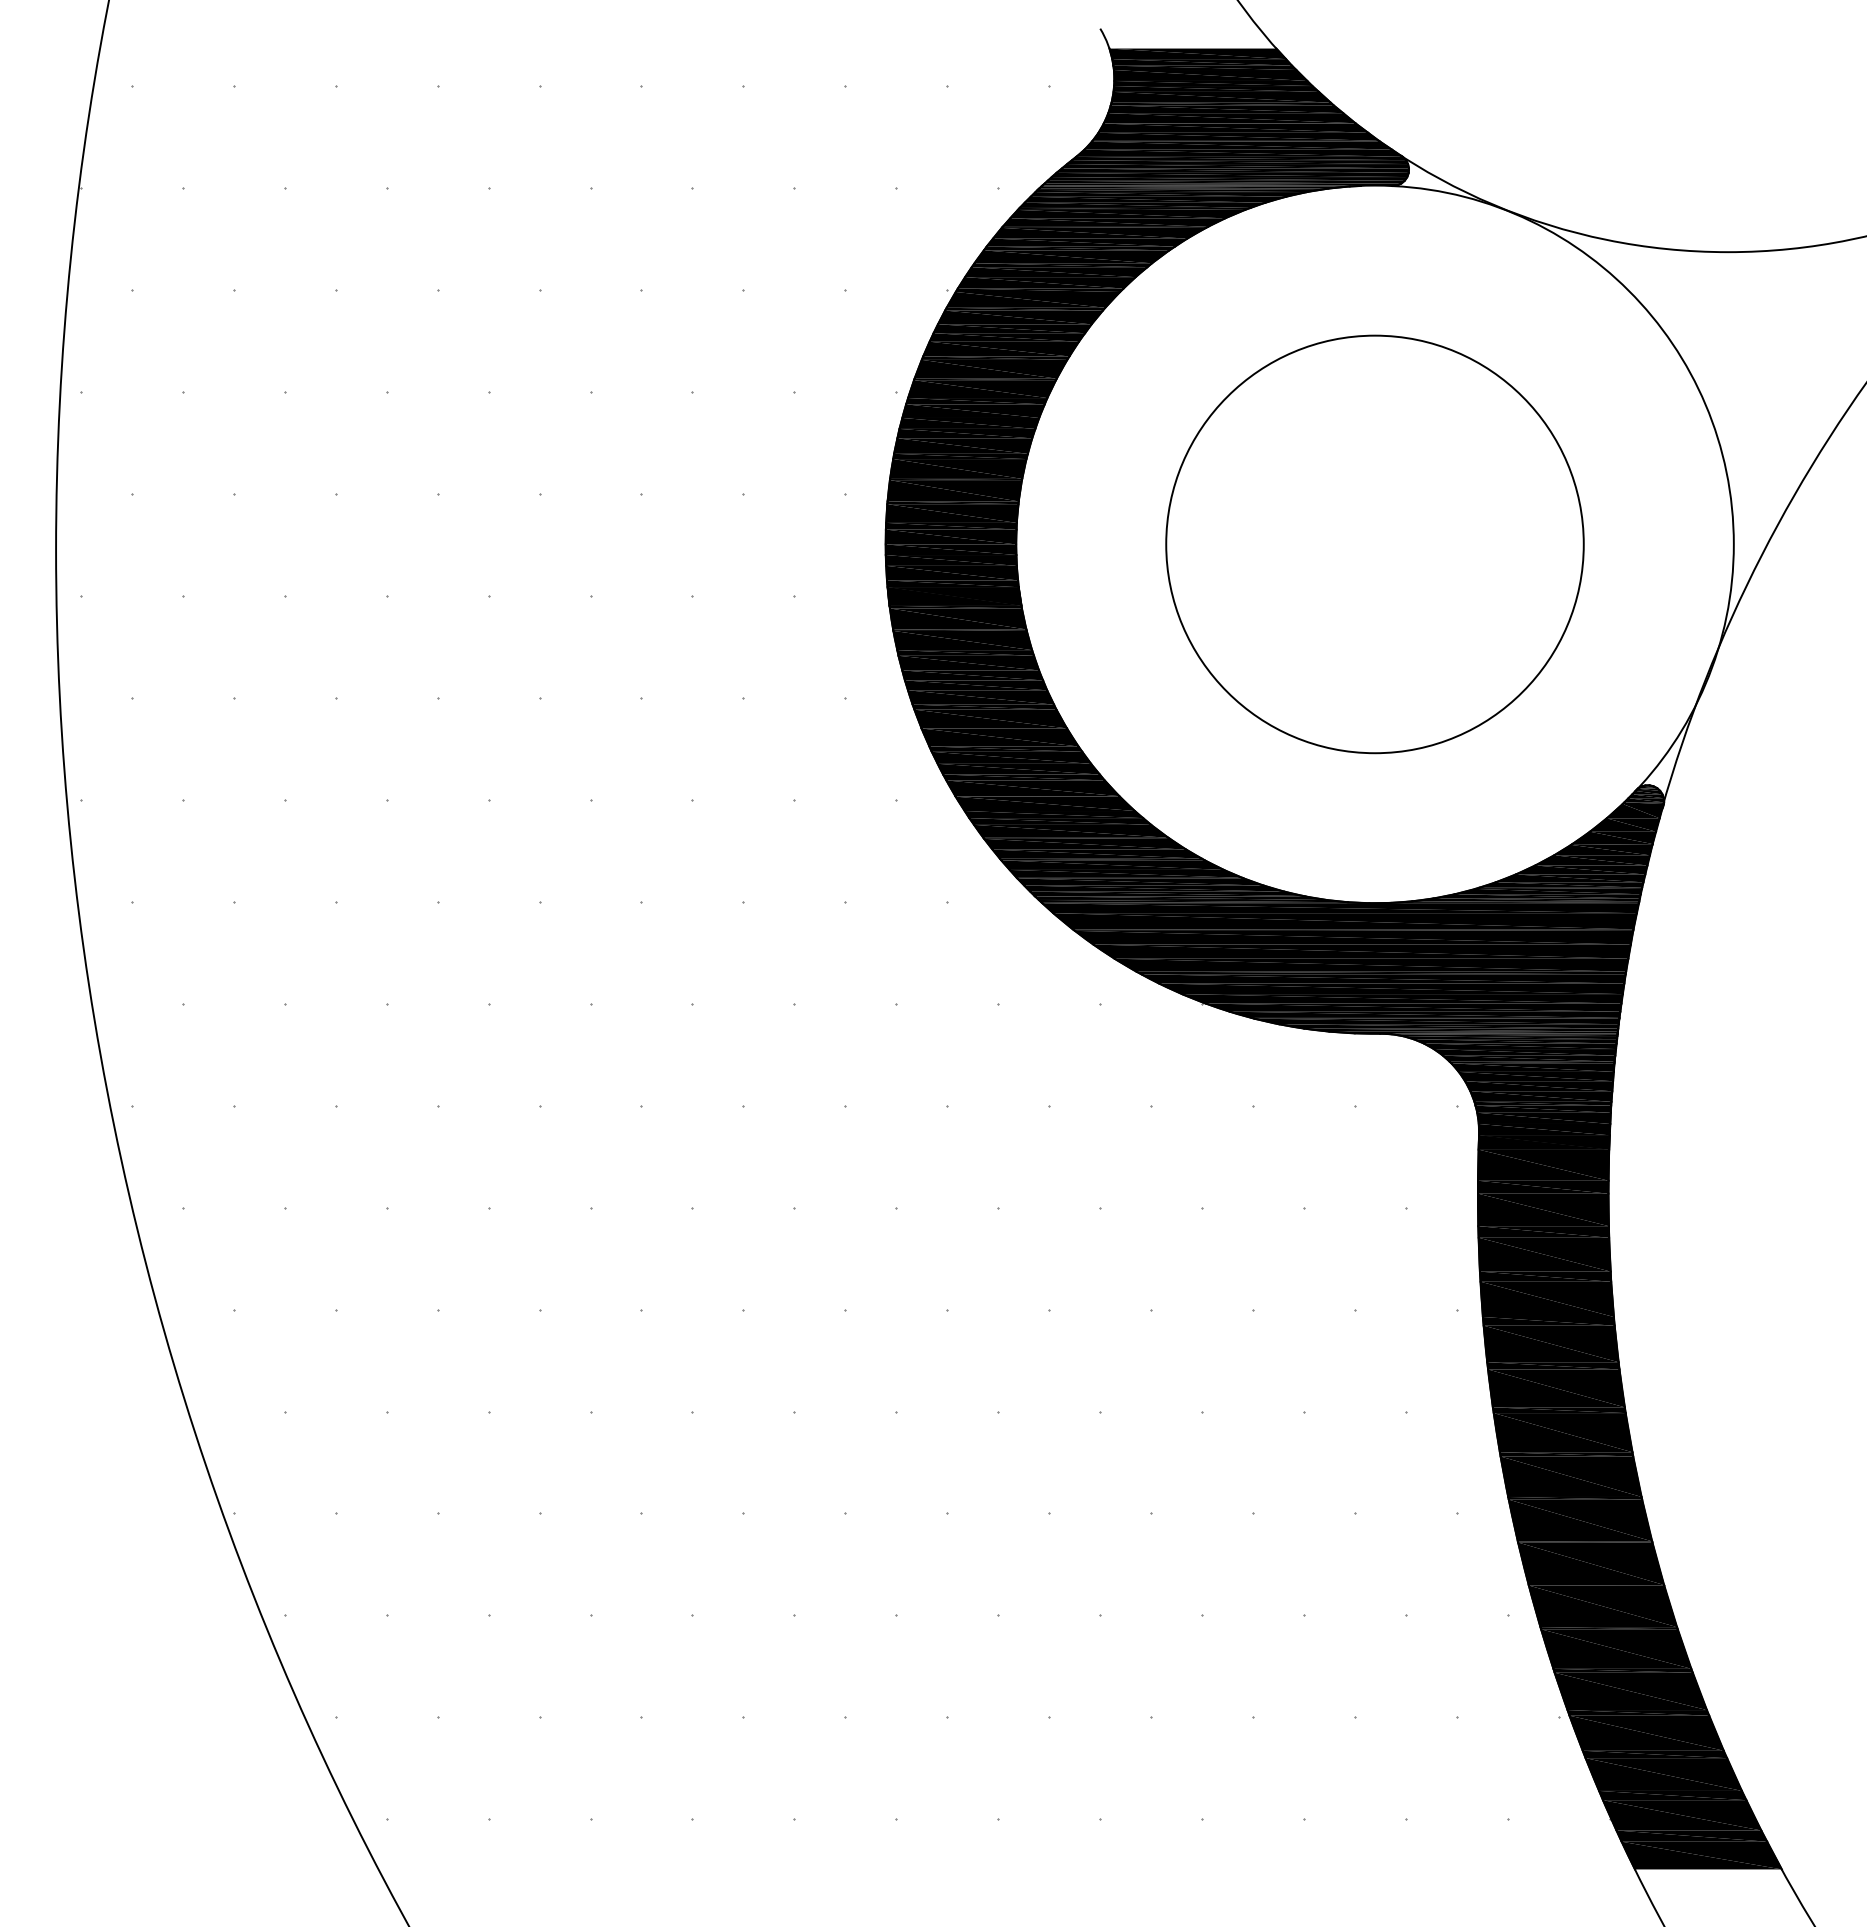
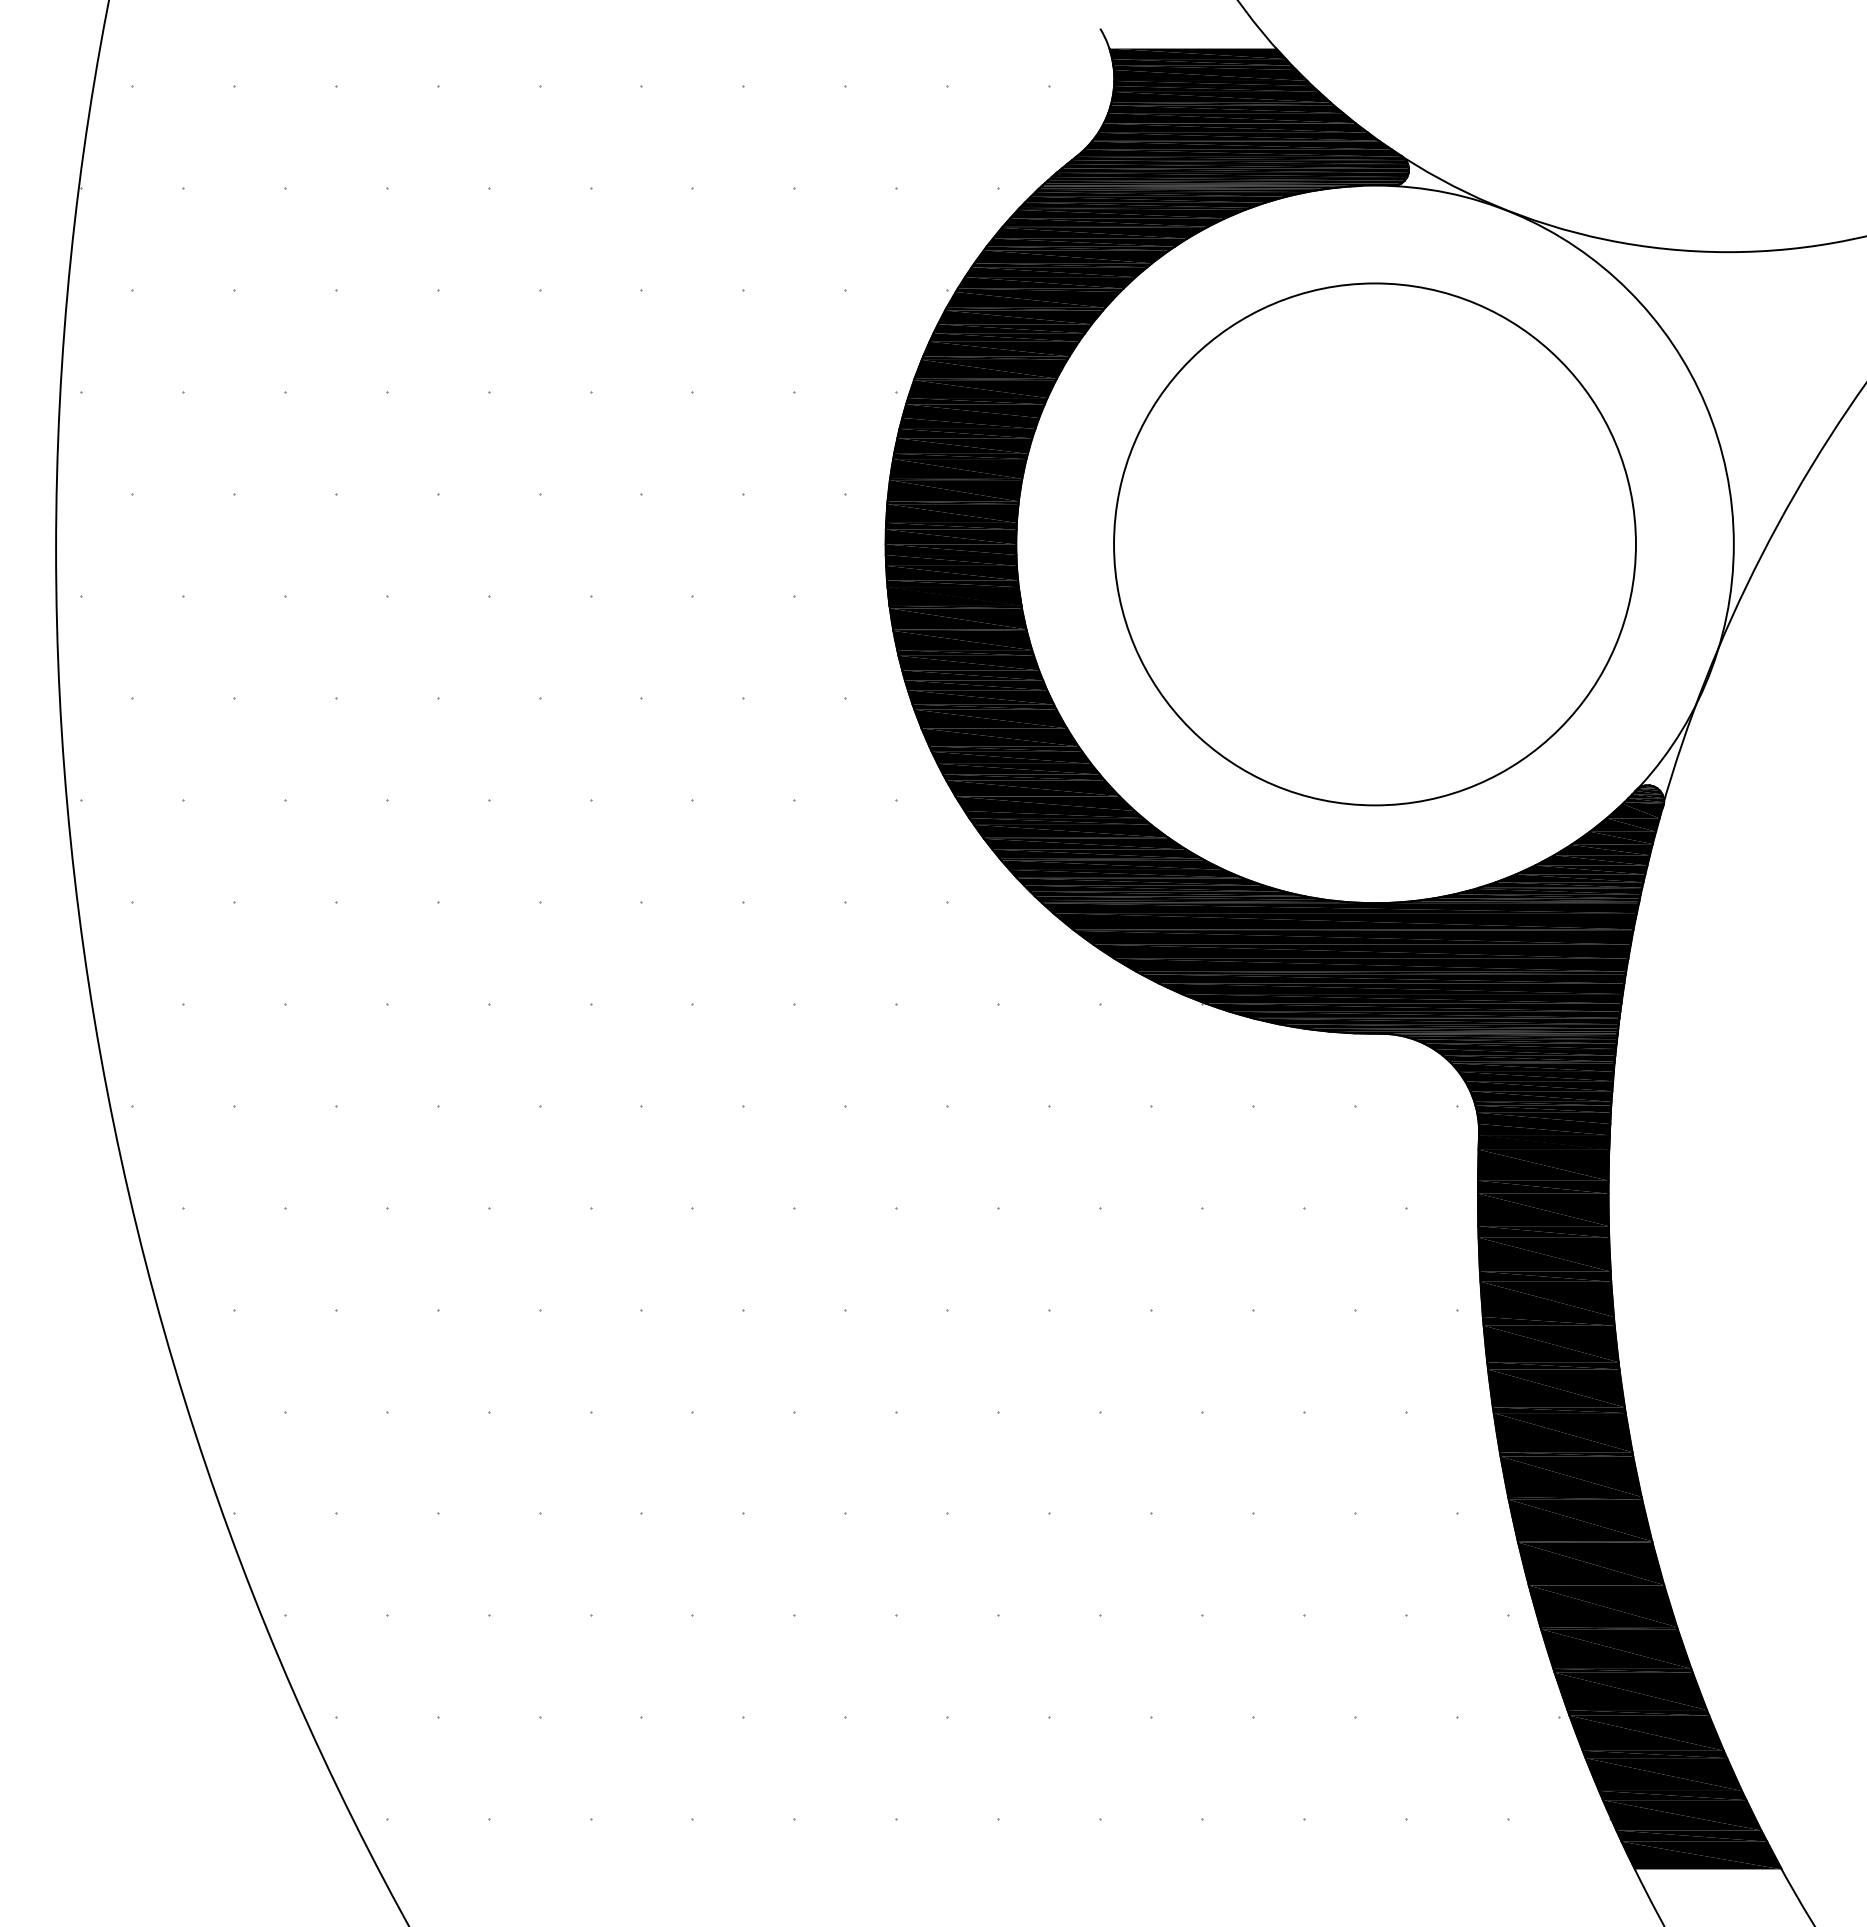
circle size: 420x421 px -> 524x525 px (1374, 544)
